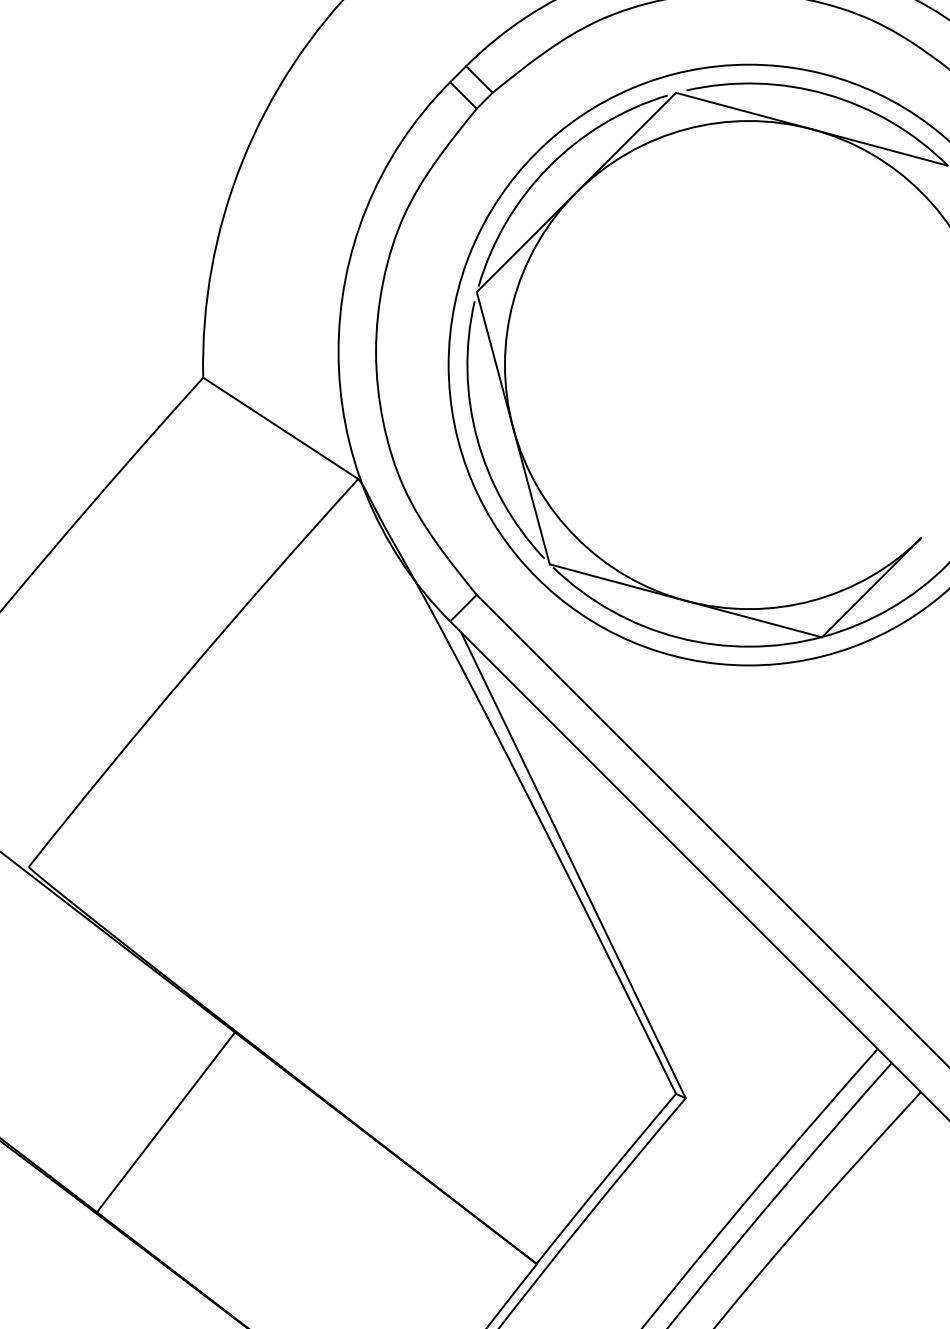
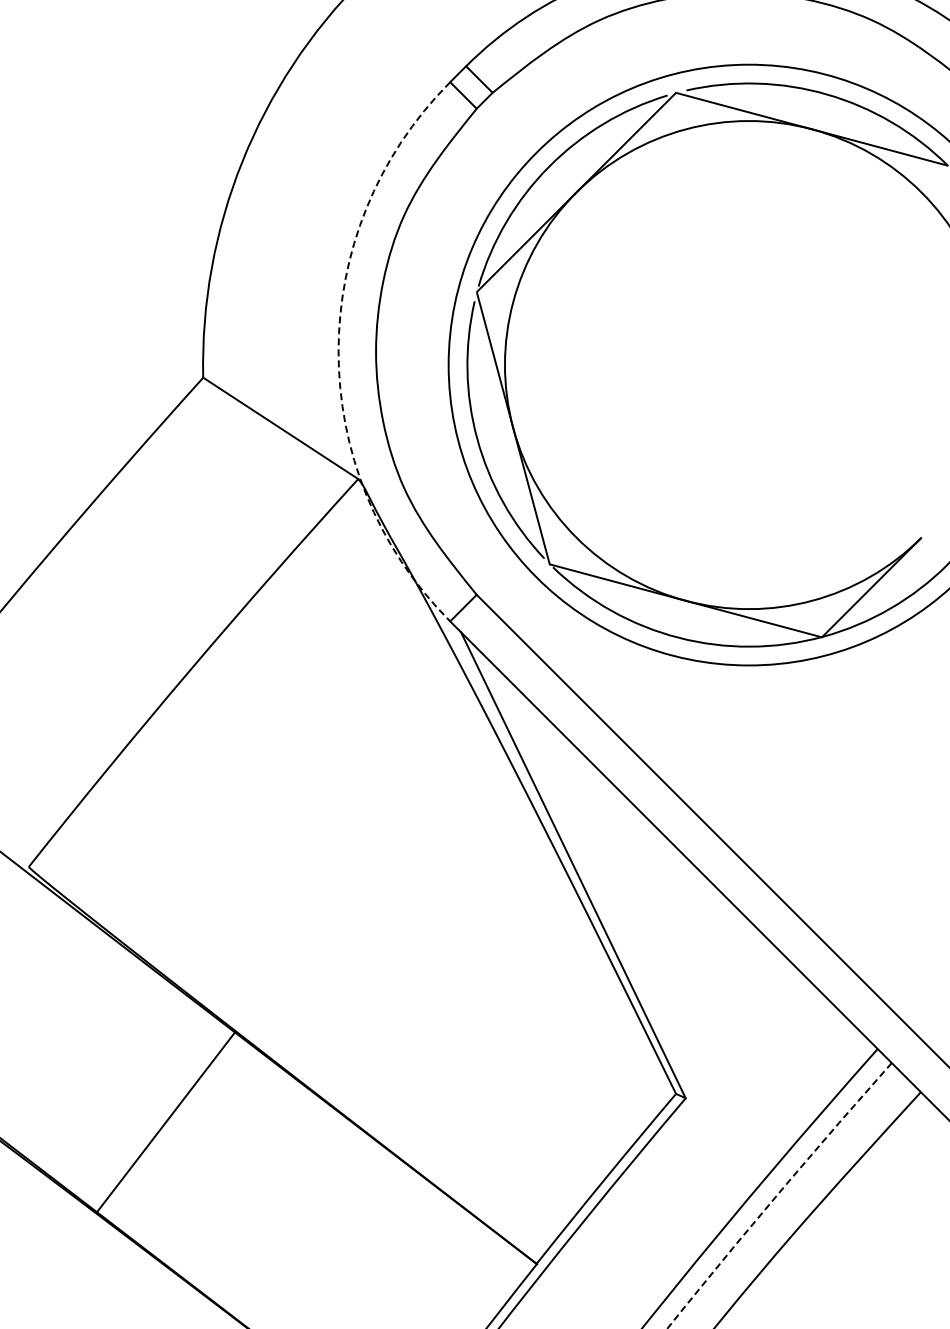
arc: solid -> dashed (338, 351)
arc: solid -> dashed (777, 1194)
